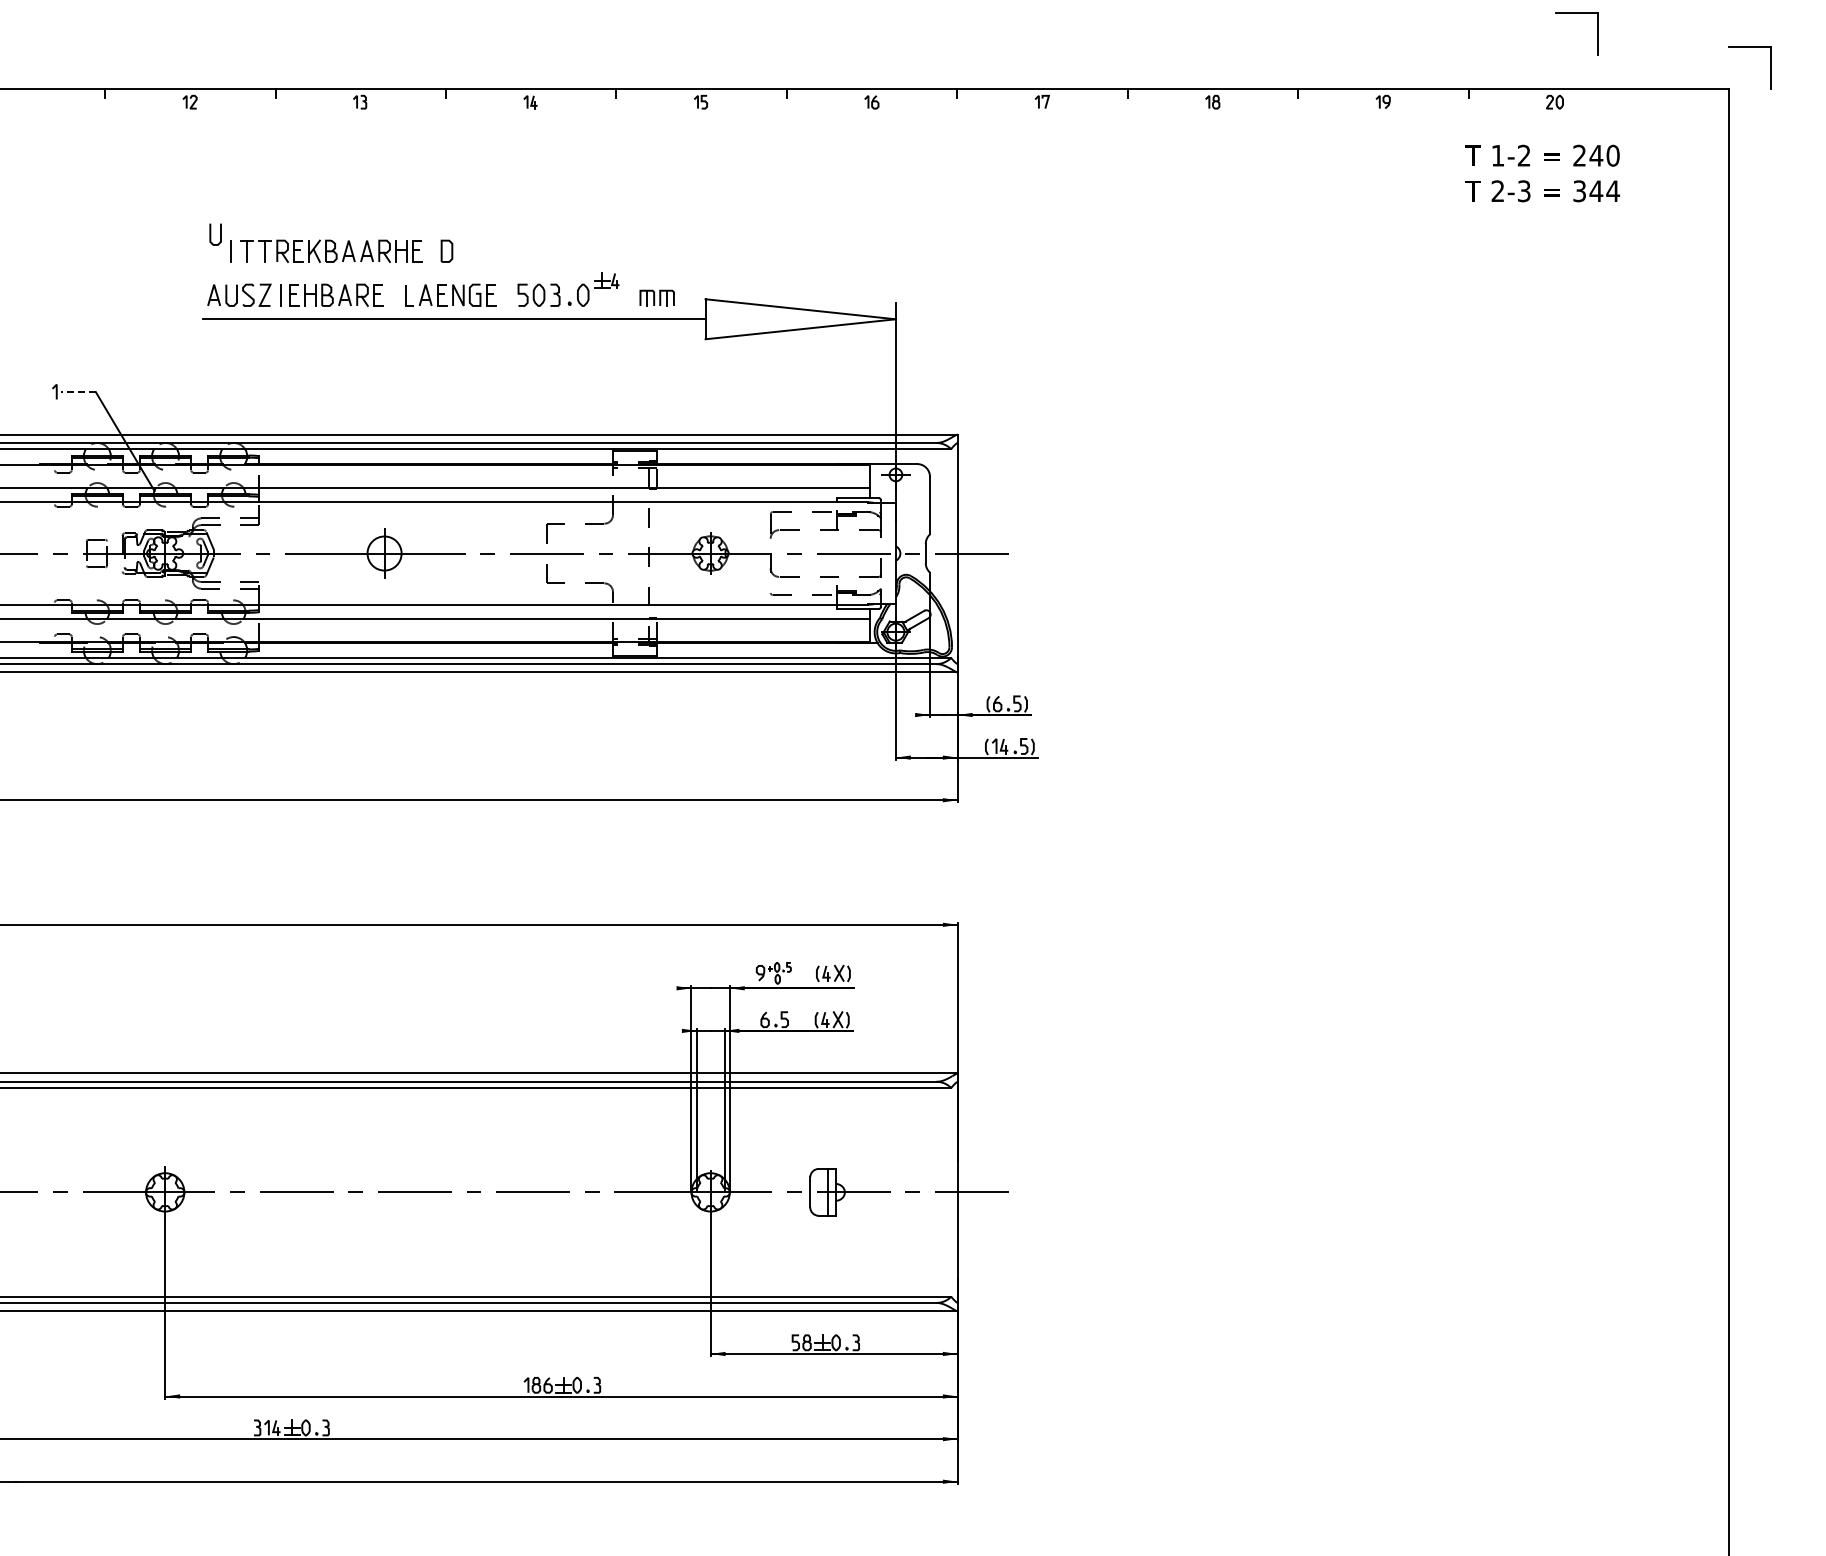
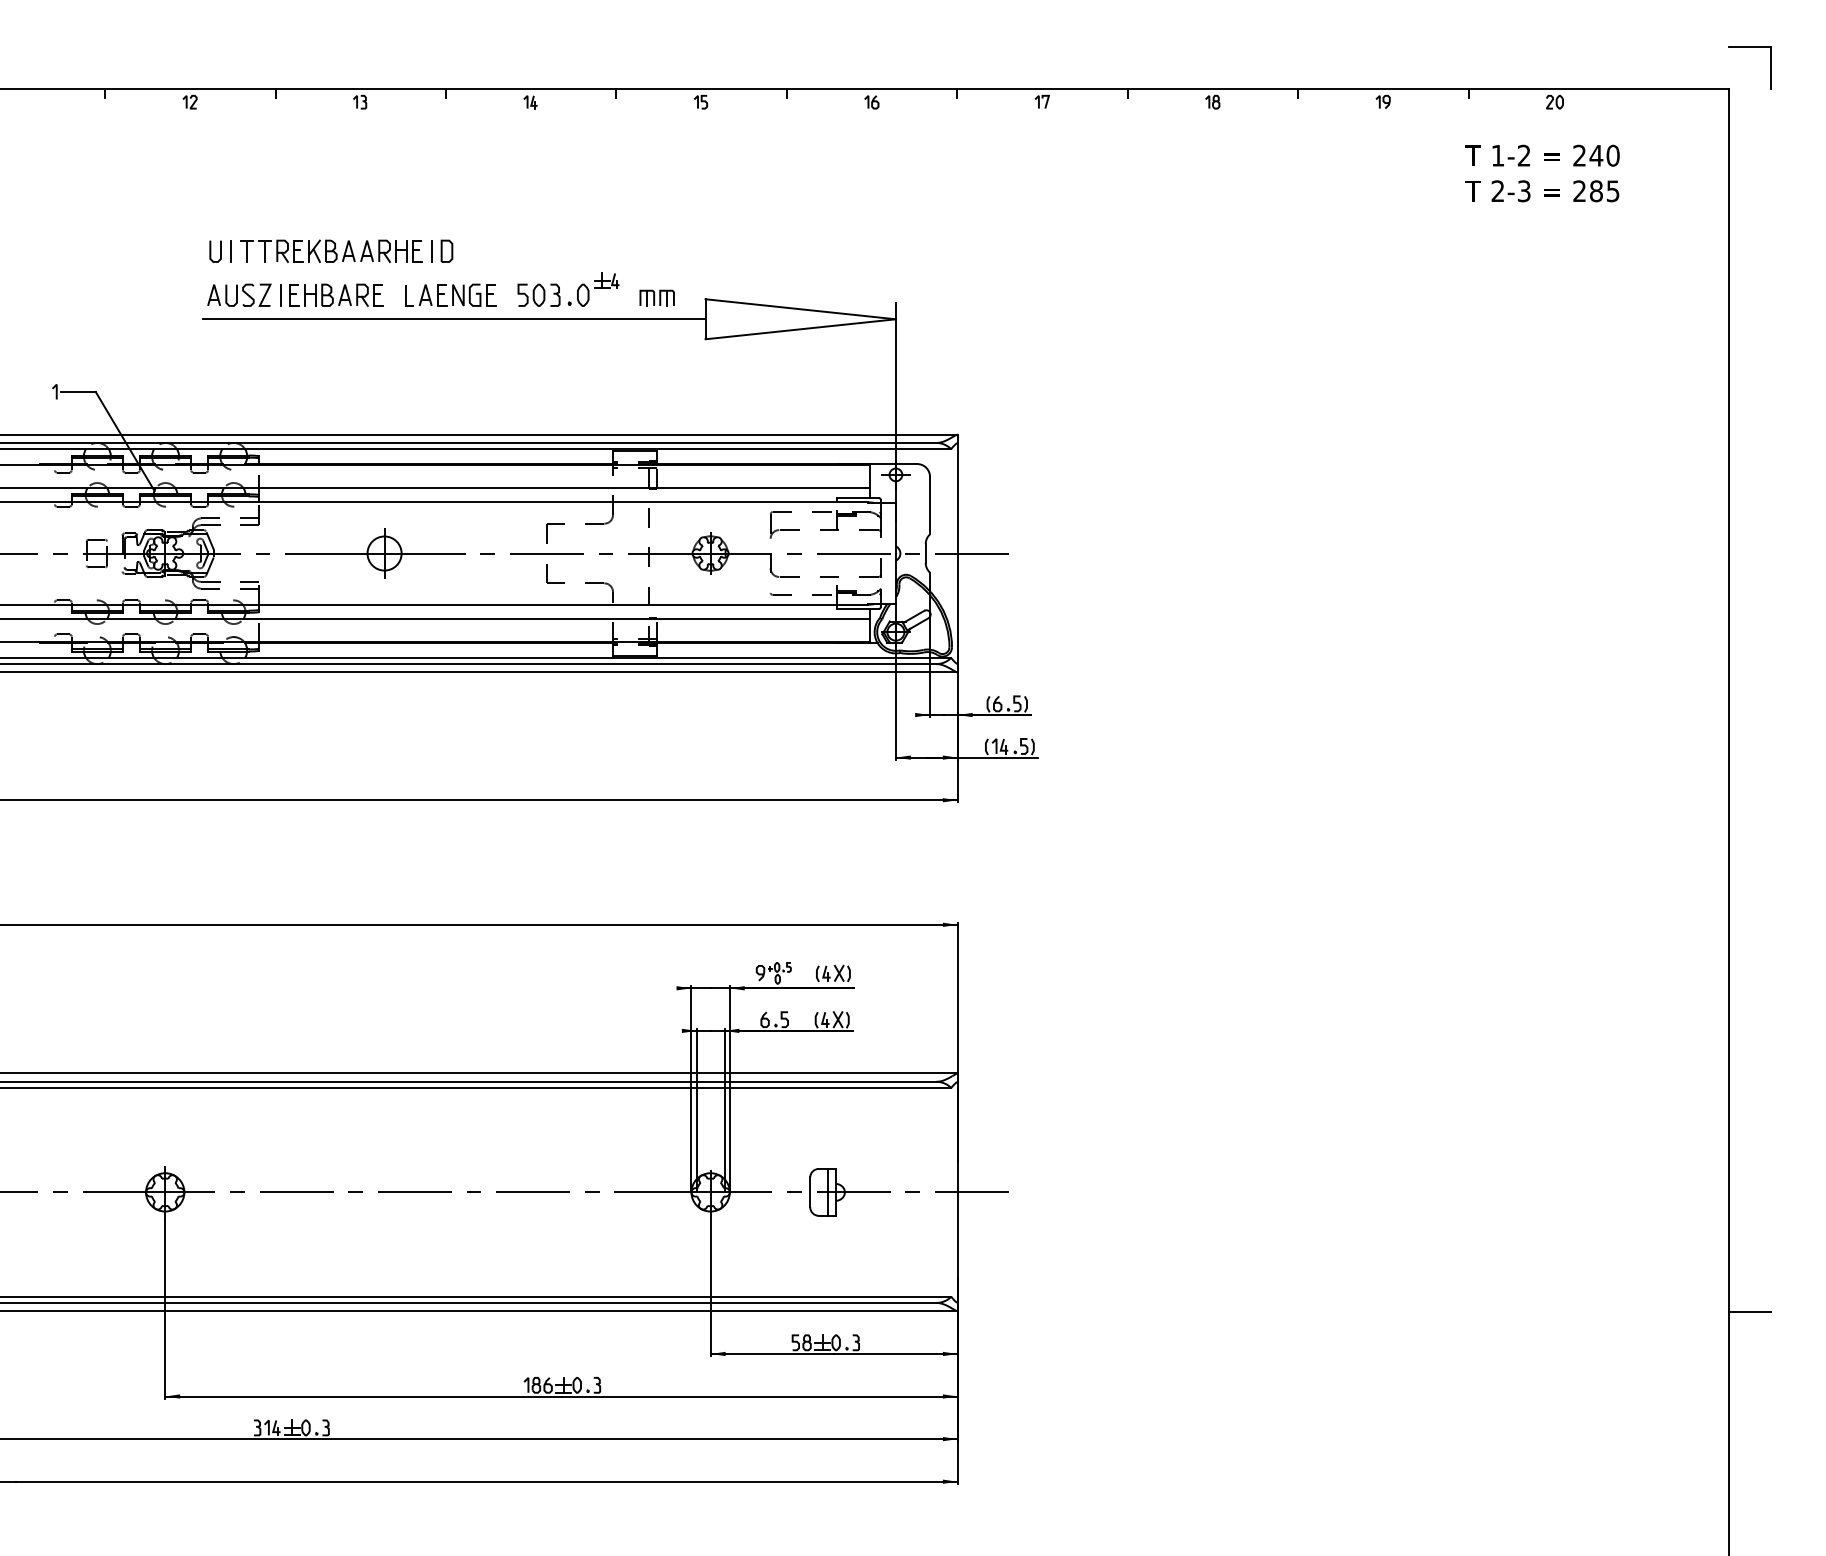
part: present -> none (1576, 13)
text: 344 -> 285 (1596, 191)
curve position: (211, 234) -> (211, 251) (211, 251)
line: none -> present (431, 251)
line: dashed -> solid (77, 392)
line: none -> present (1749, 1312)
